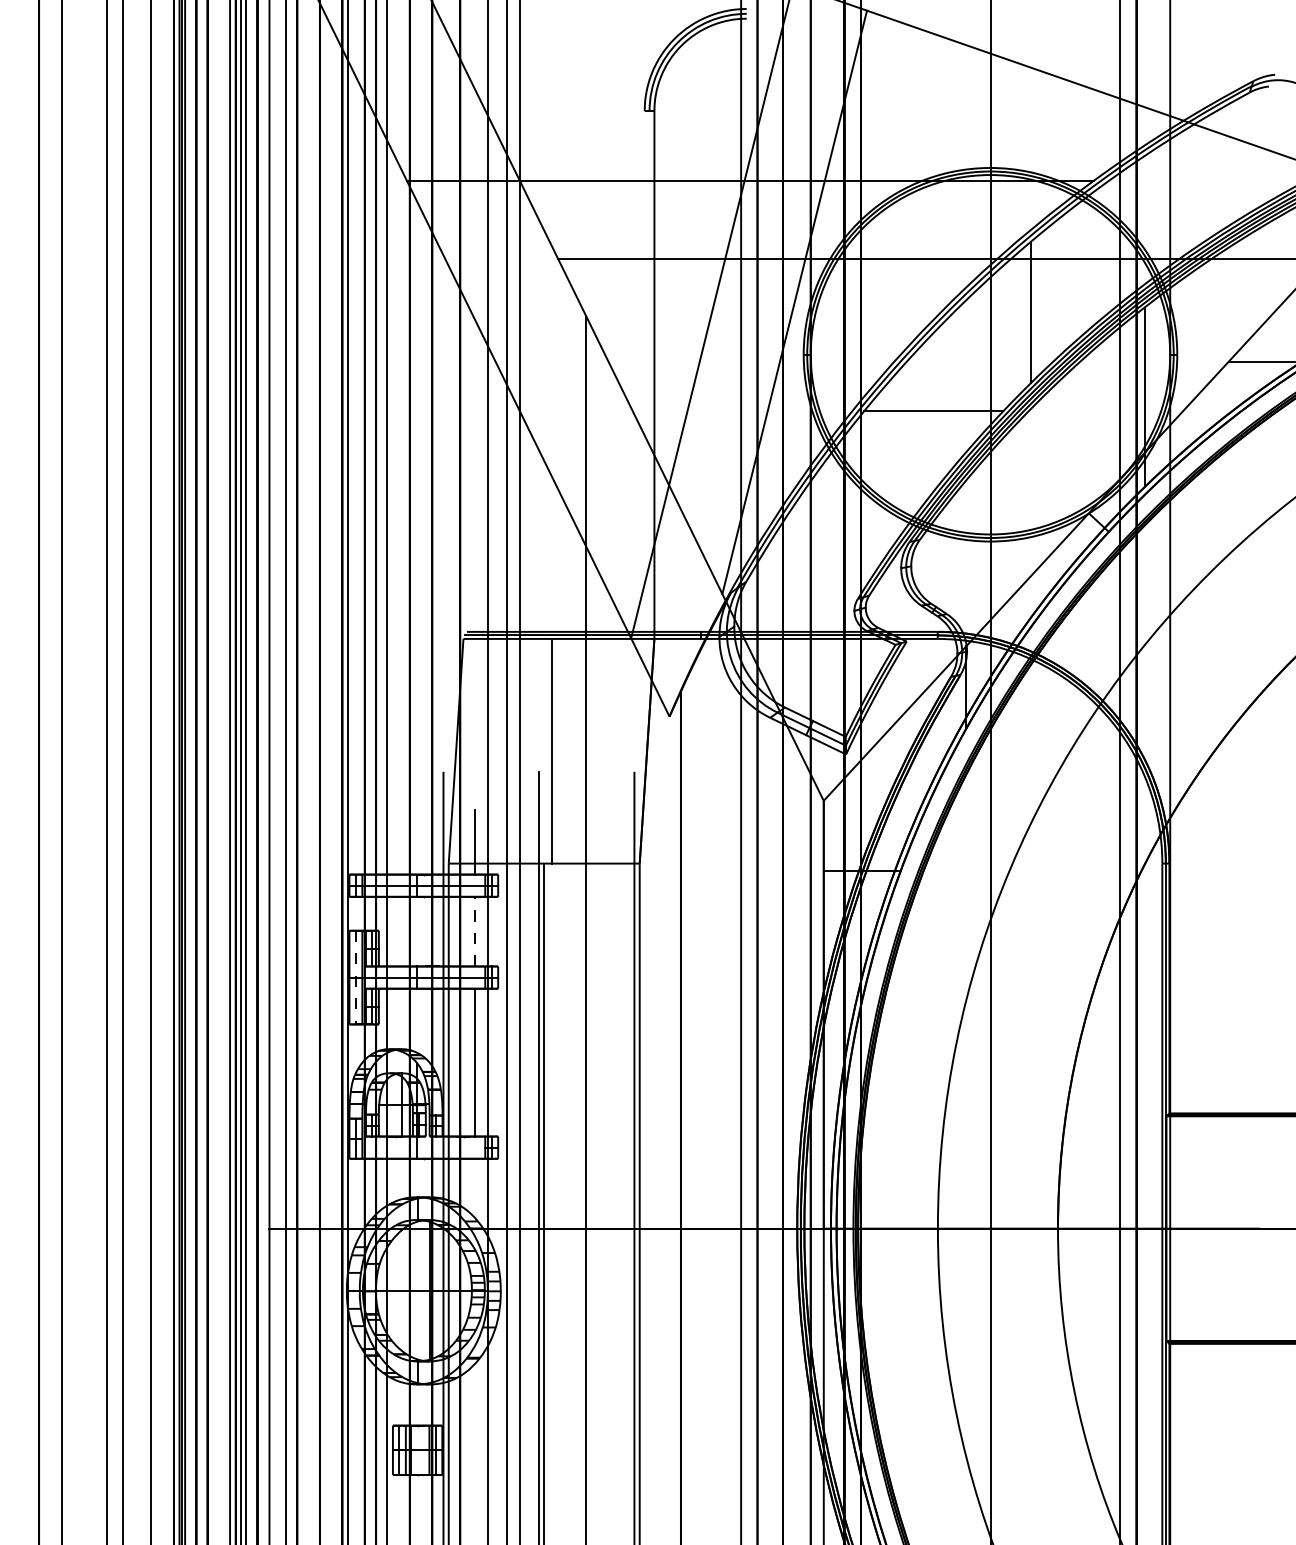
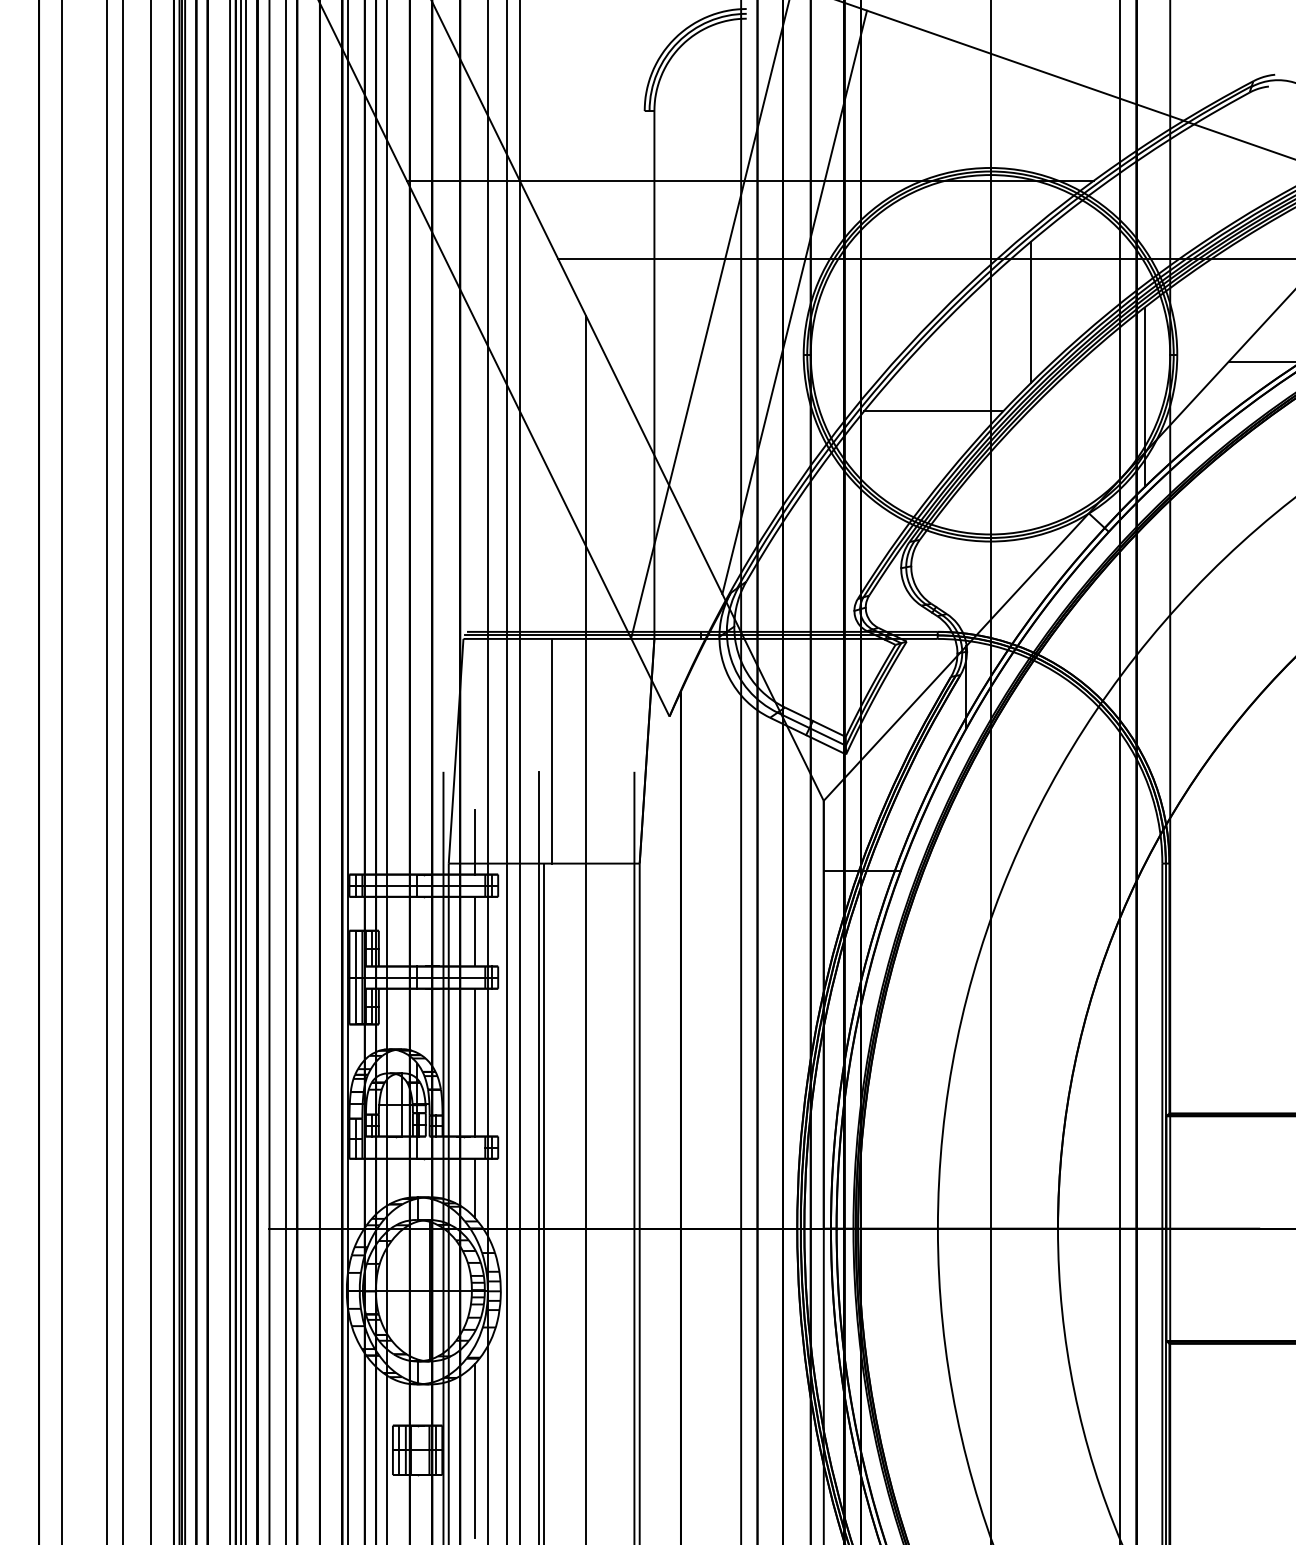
line: dashed -> solid (475, 931)
line: dashed -> solid (355, 977)
line: none -> present (475, 1188)
line: none -> present (475, 1450)
